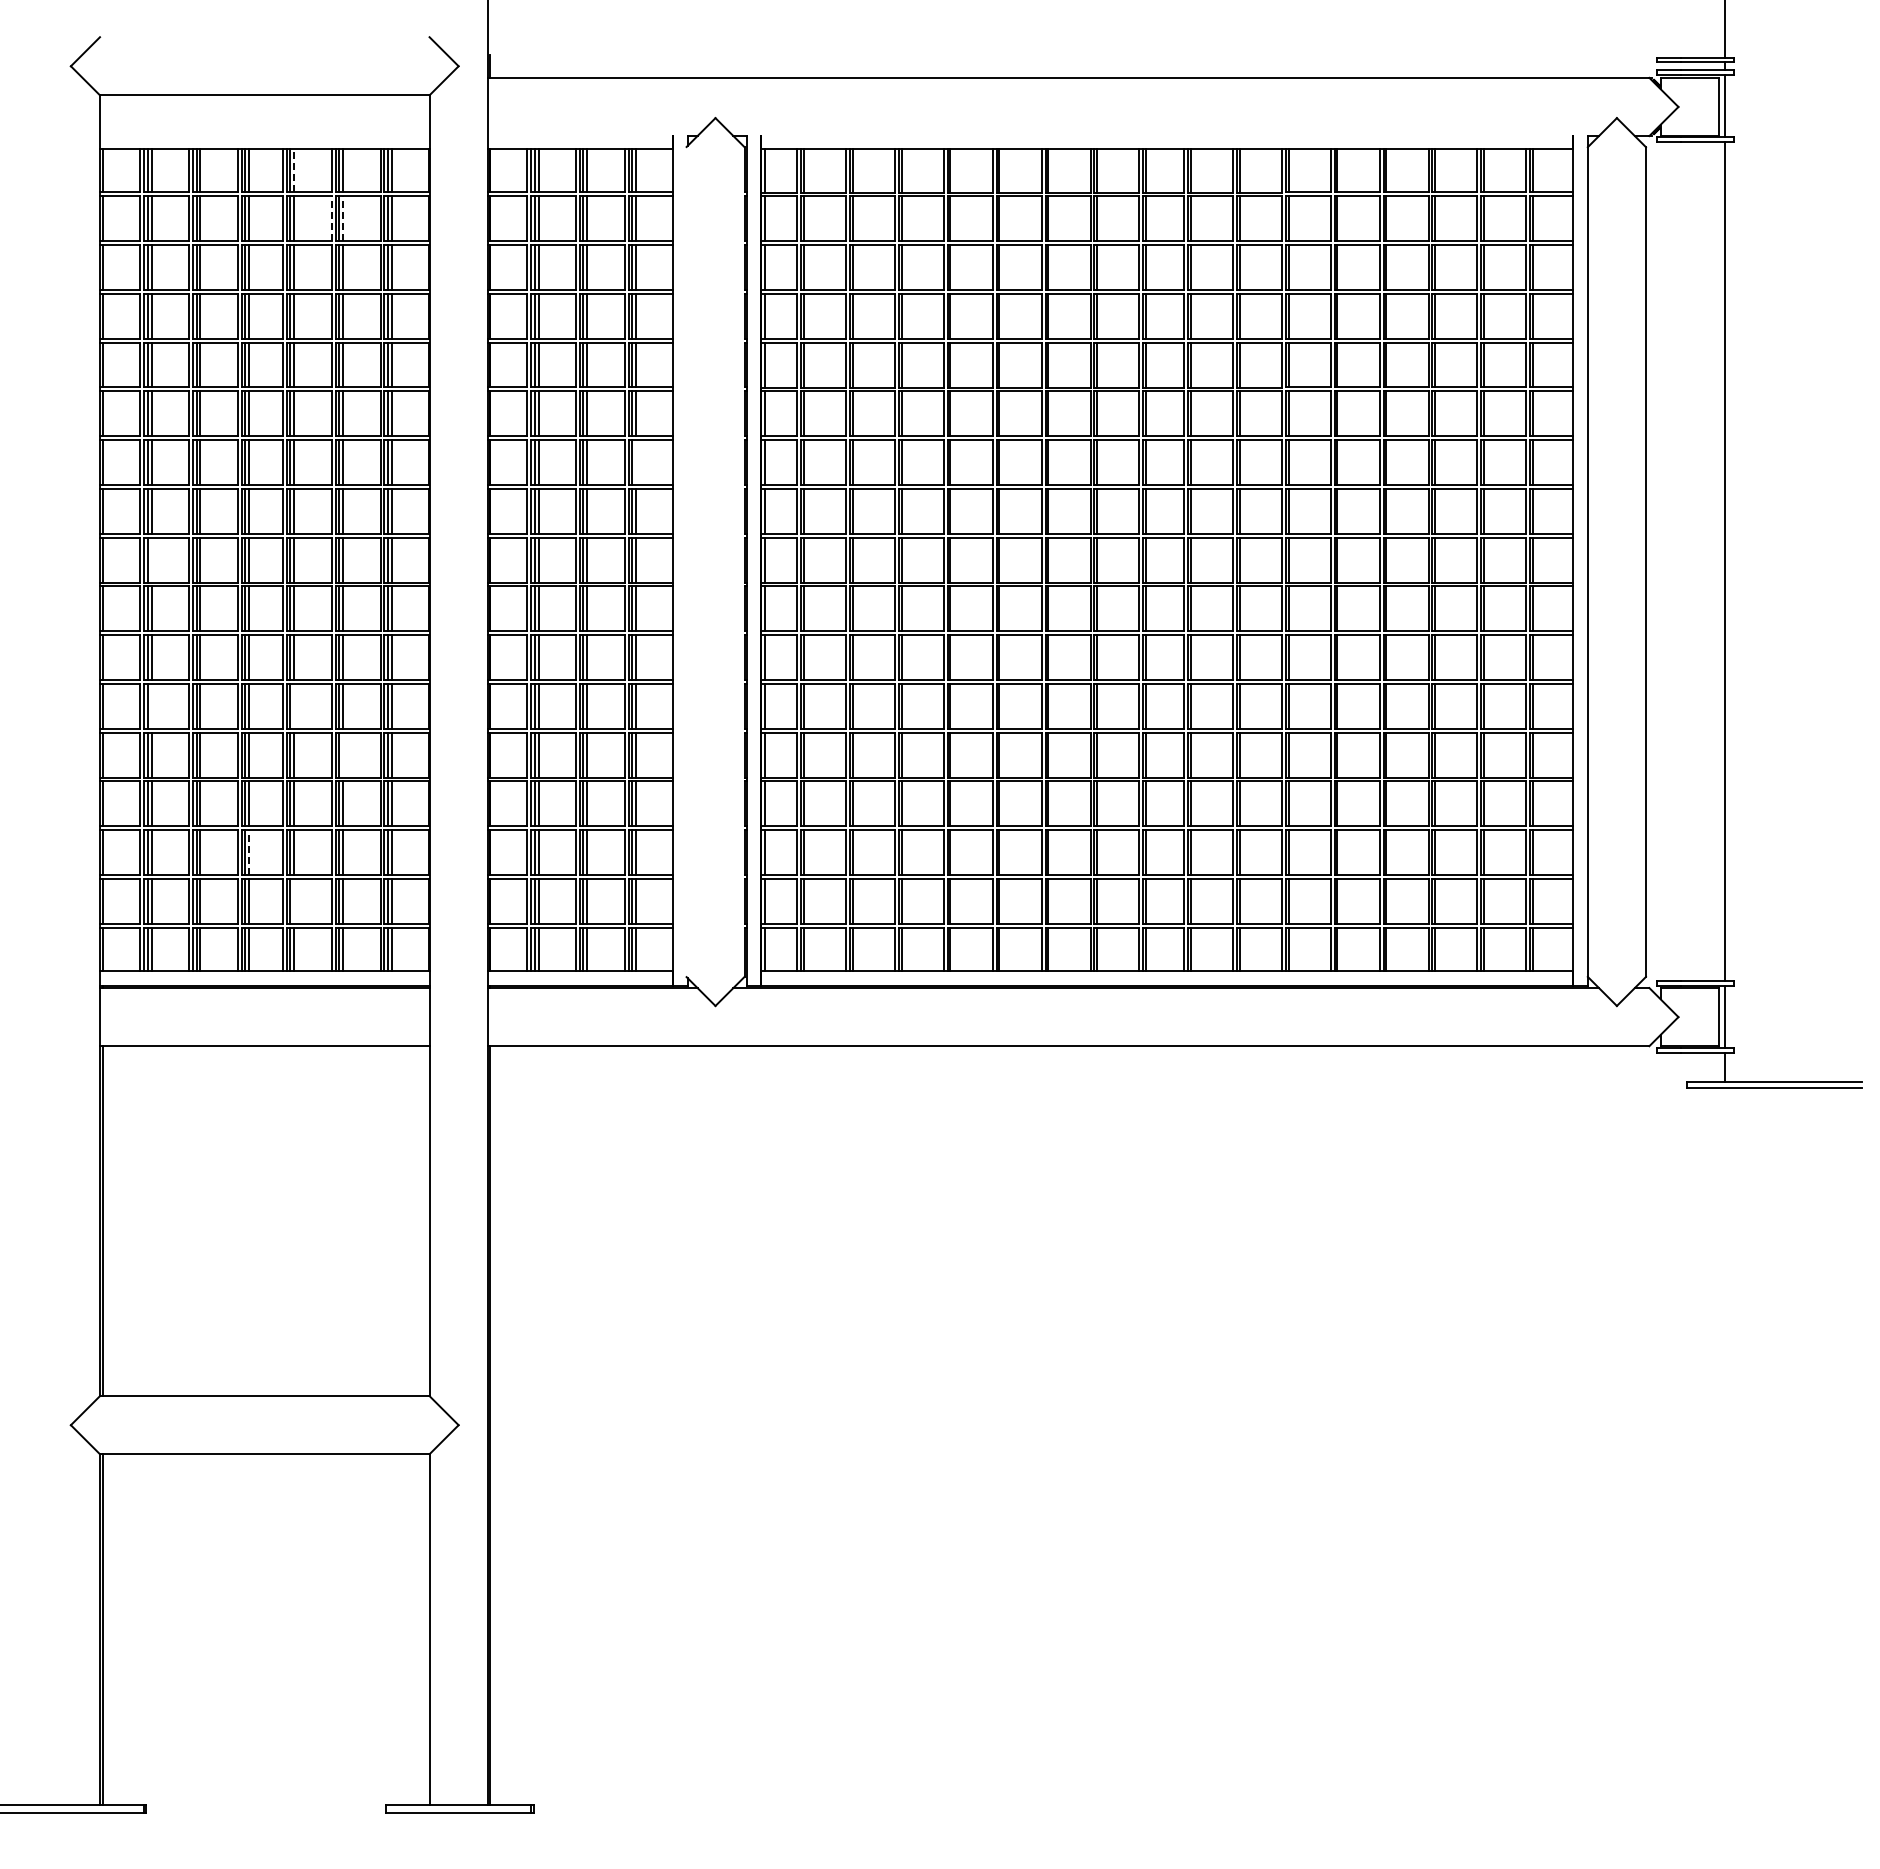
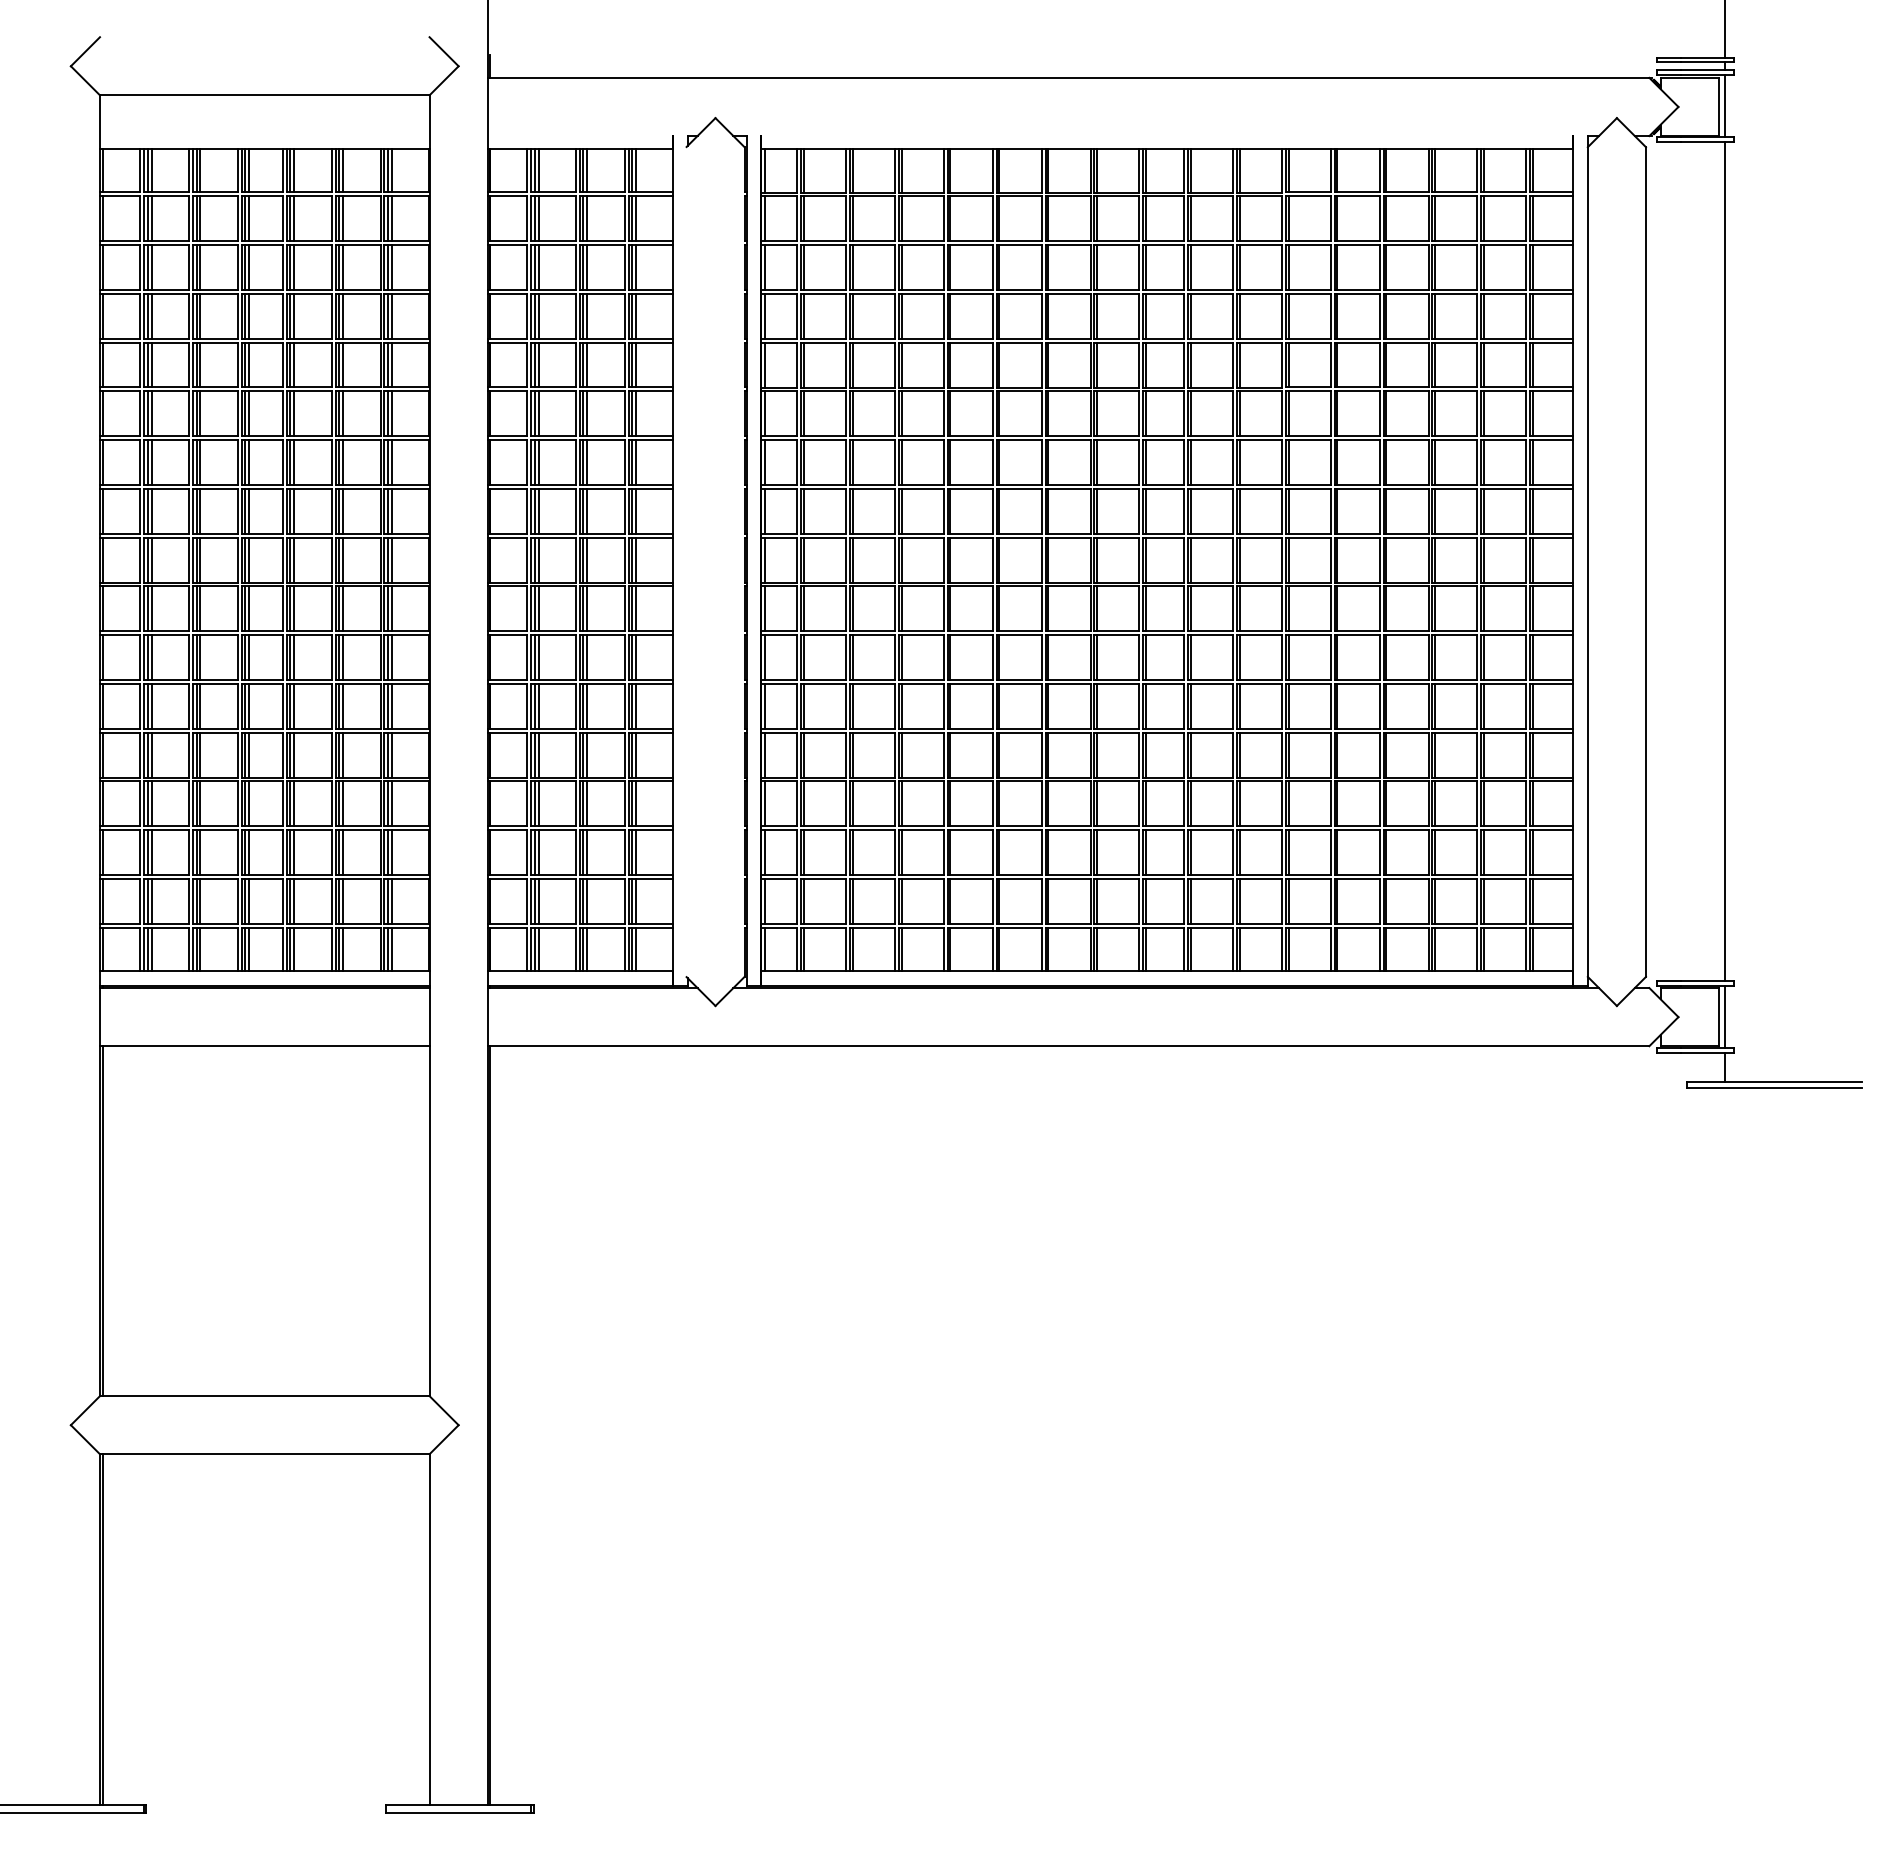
line: dashed -> solid (294, 170)
line: dashed -> solid (331, 218)
line: dashed -> solid (343, 218)
line: none -> present (636, 462)
line: none -> present (151, 559)
line: none -> present (151, 705)
line: none -> present (294, 705)
line: none -> present (343, 754)
line: dashed -> solid (249, 852)
line: none -> present (294, 900)
